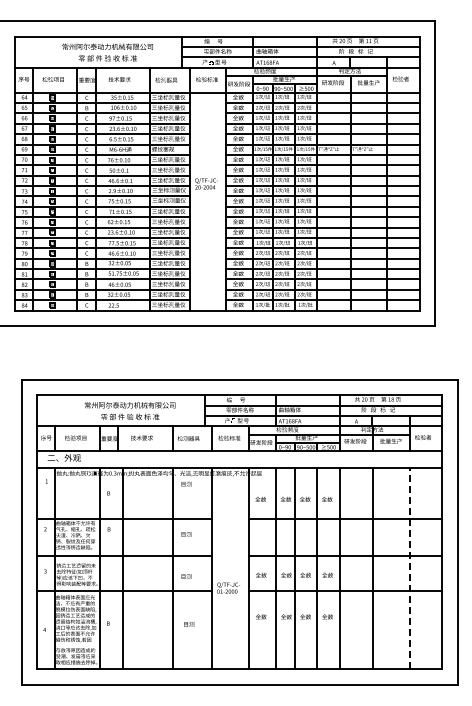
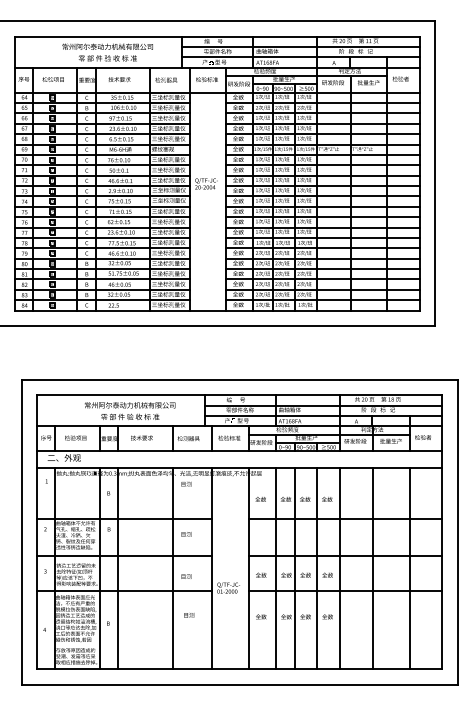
line position: (123, 568) -> (118, 568) (118, 568)
line: dashed -> solid (409, 568)
text position: (189, 624) -> (189, 615) (189, 615)
